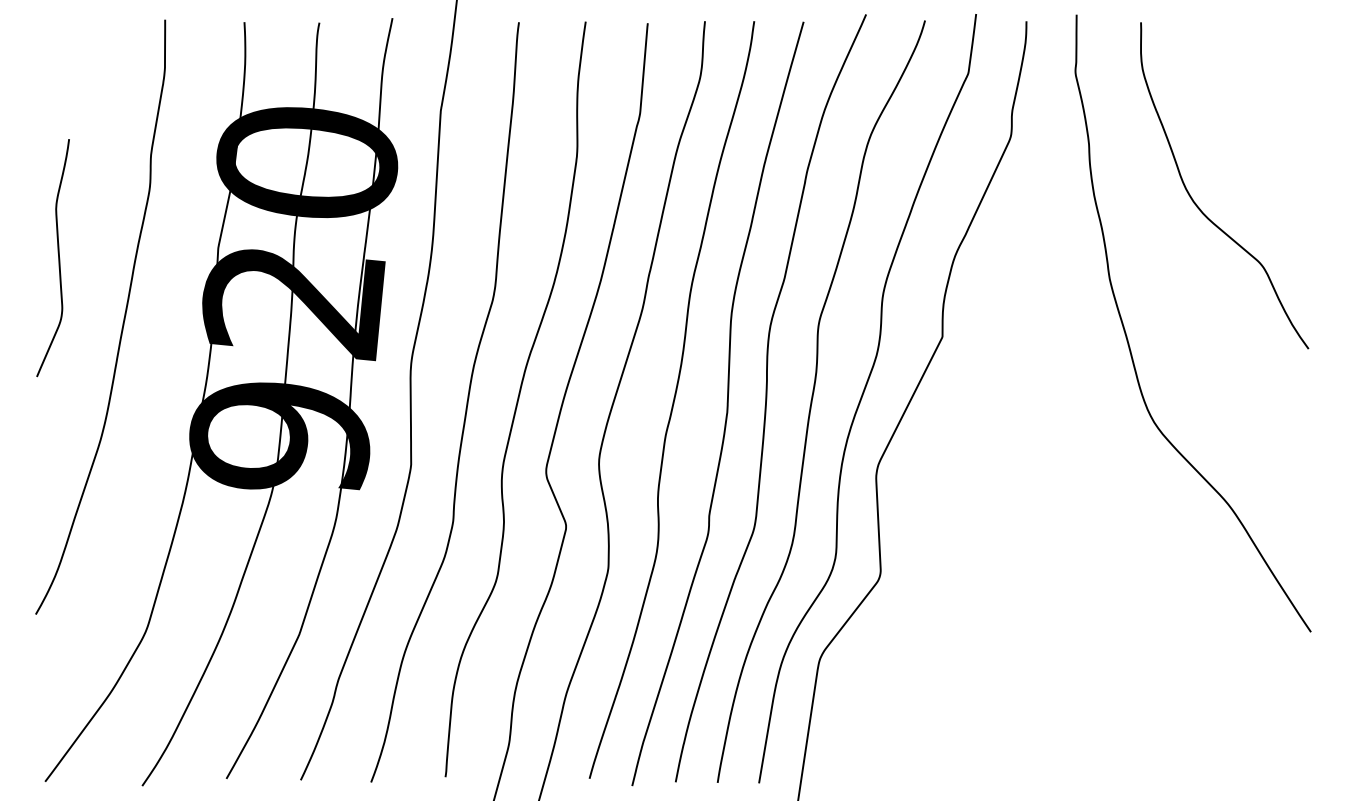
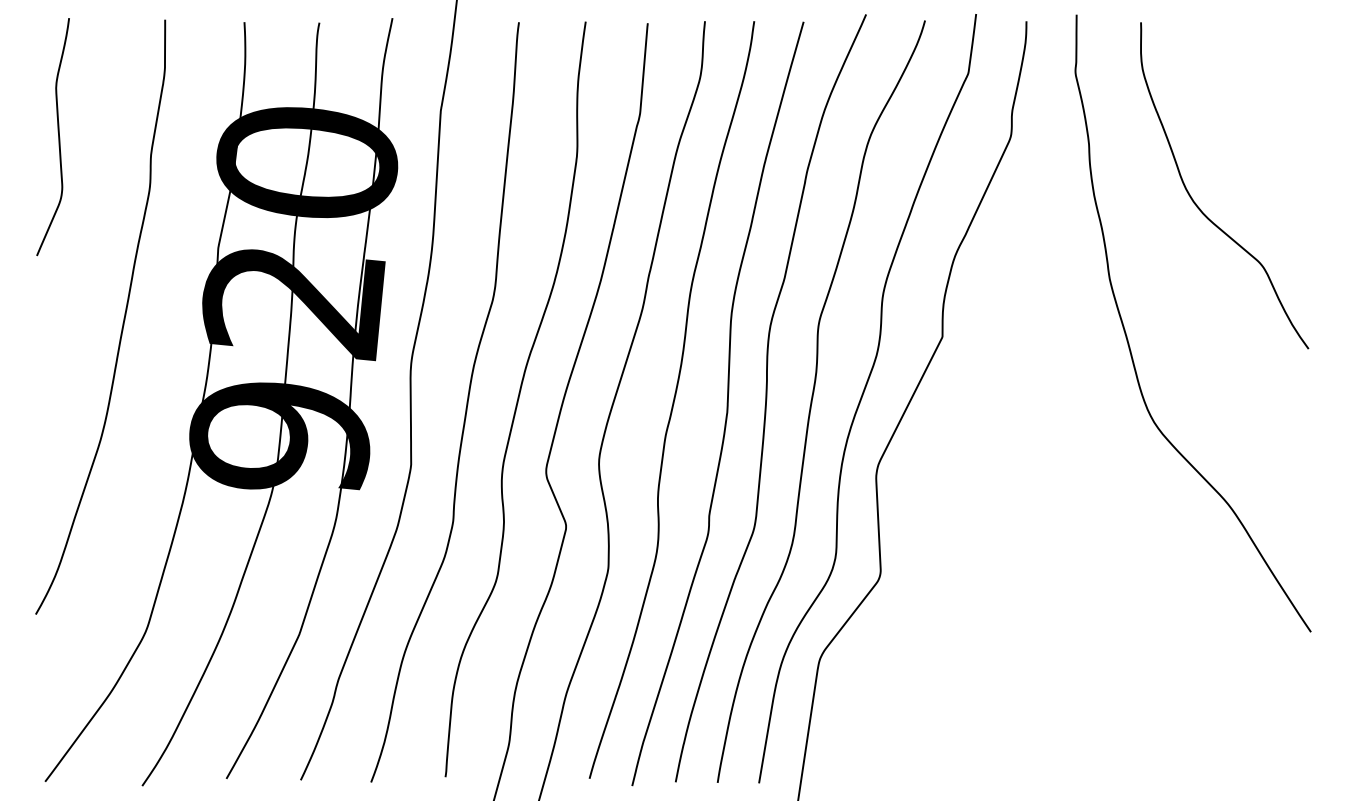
curve position: (58, 258) -> (58, 137) (58, 137)
